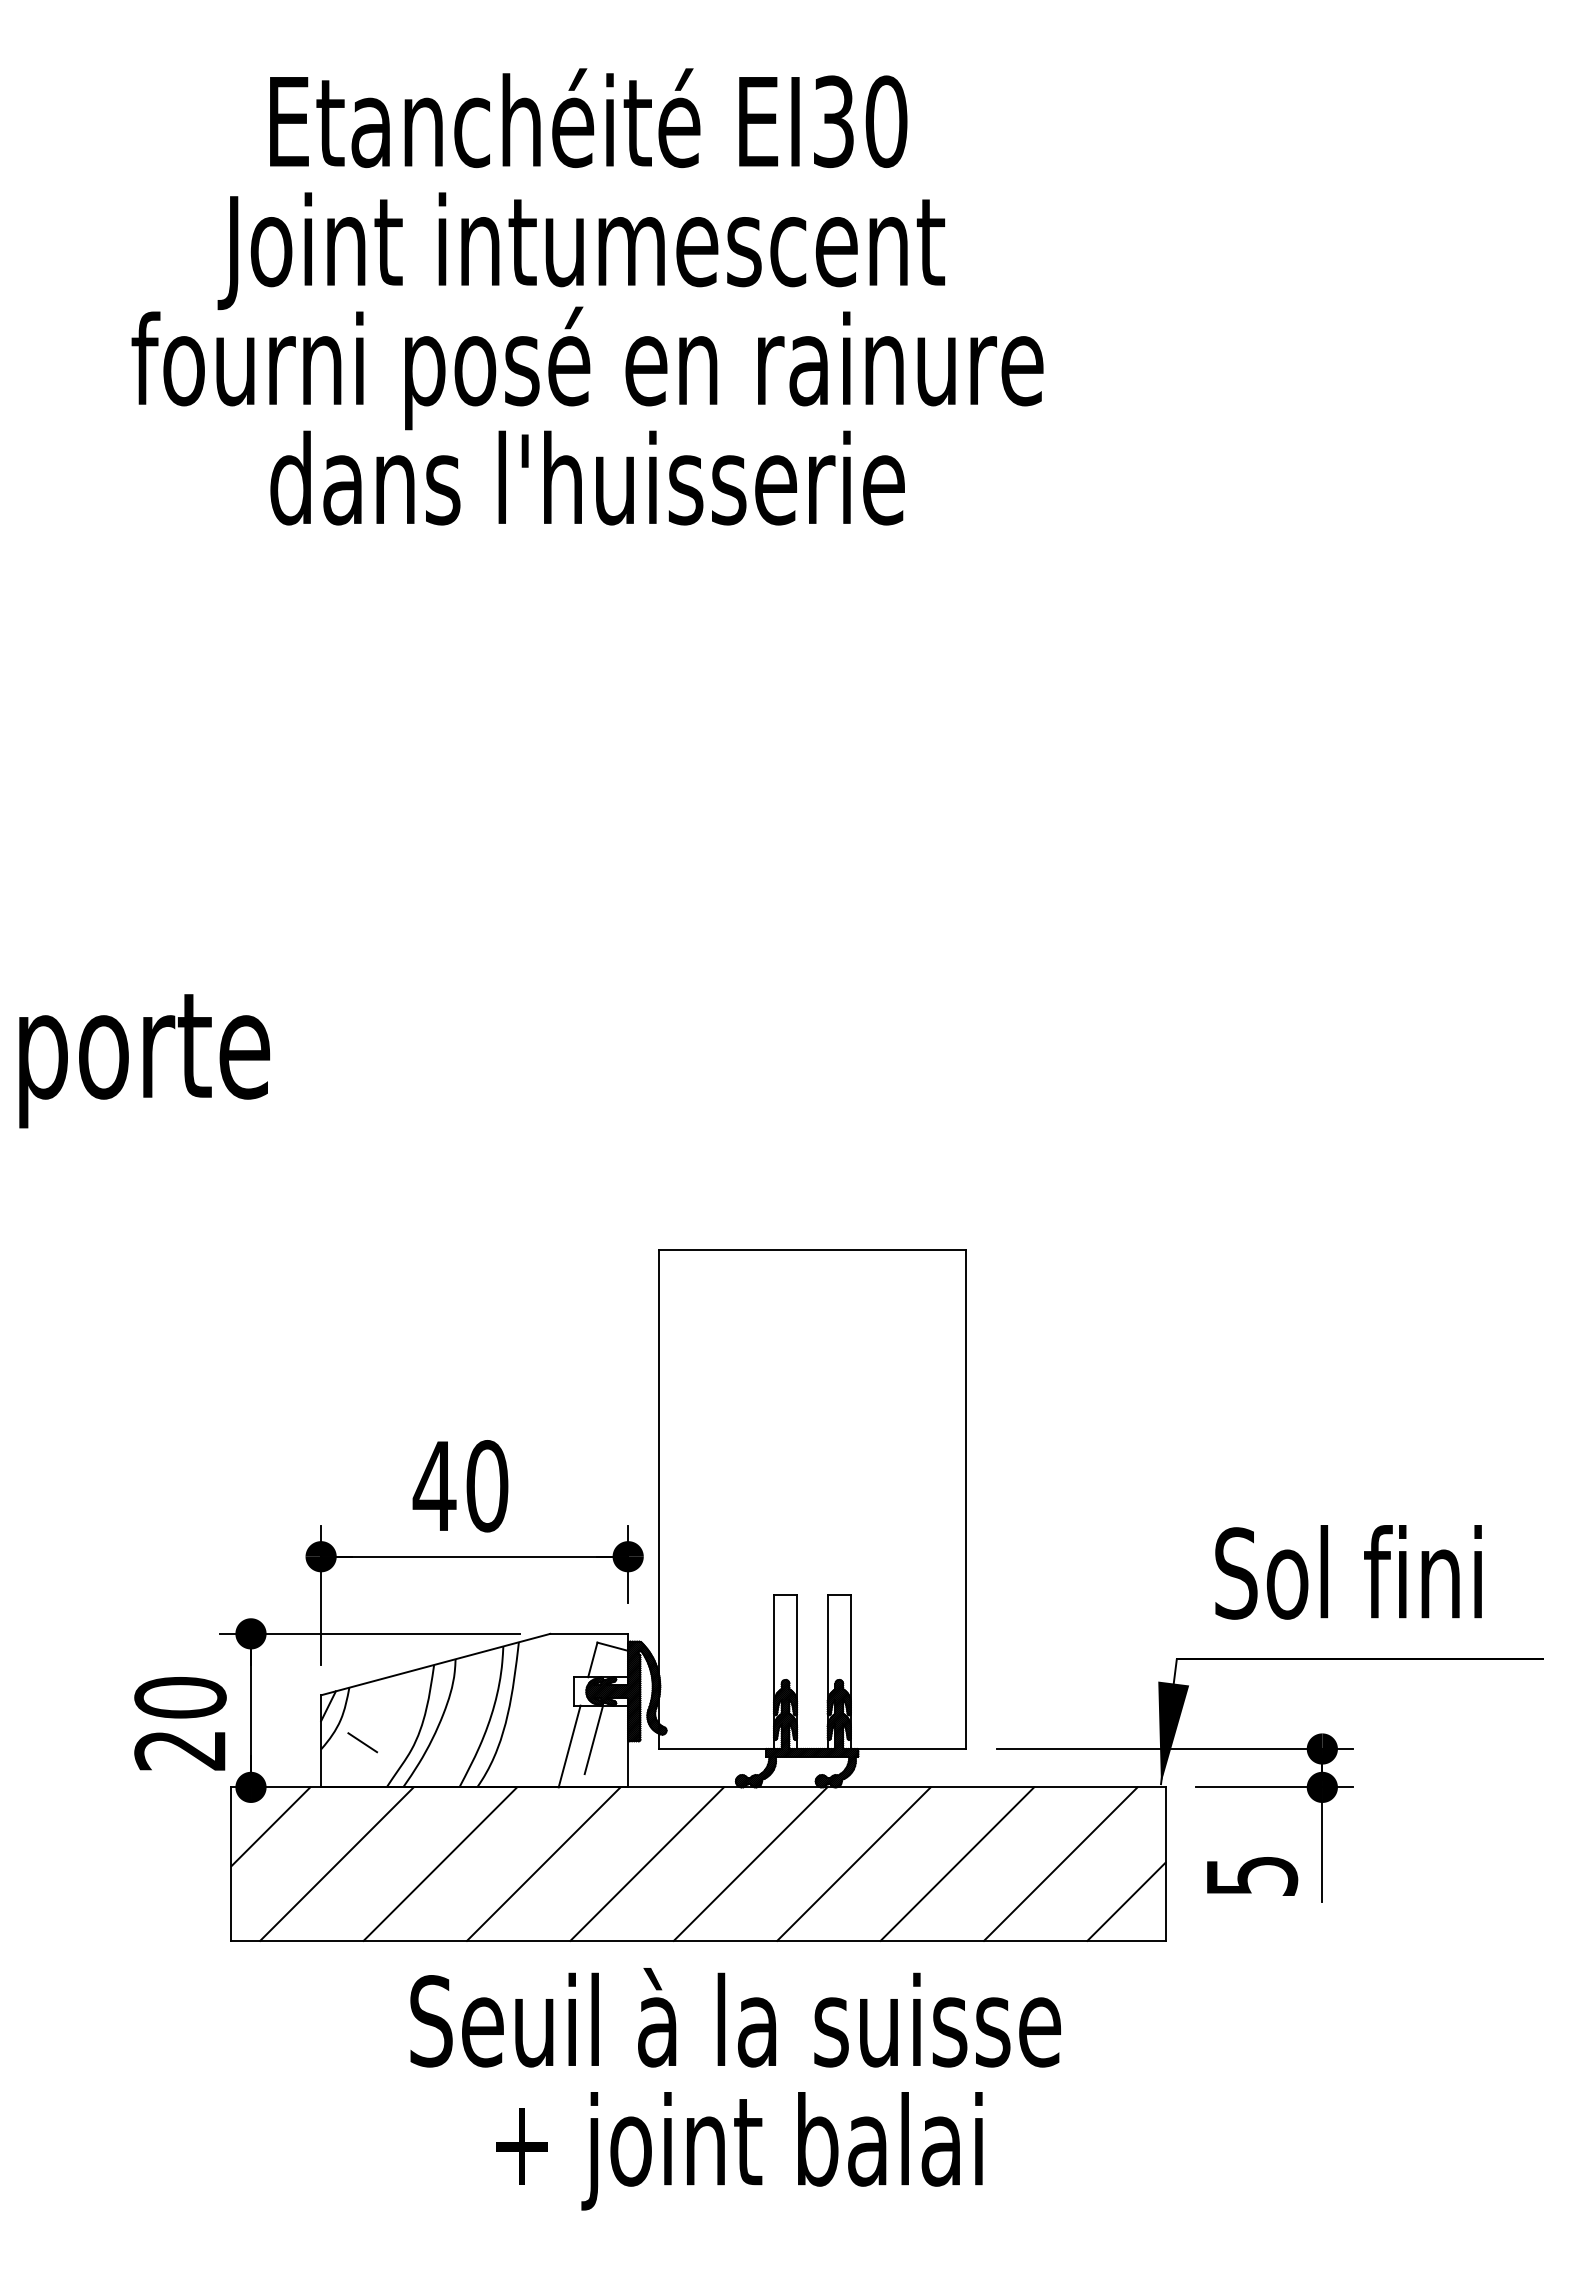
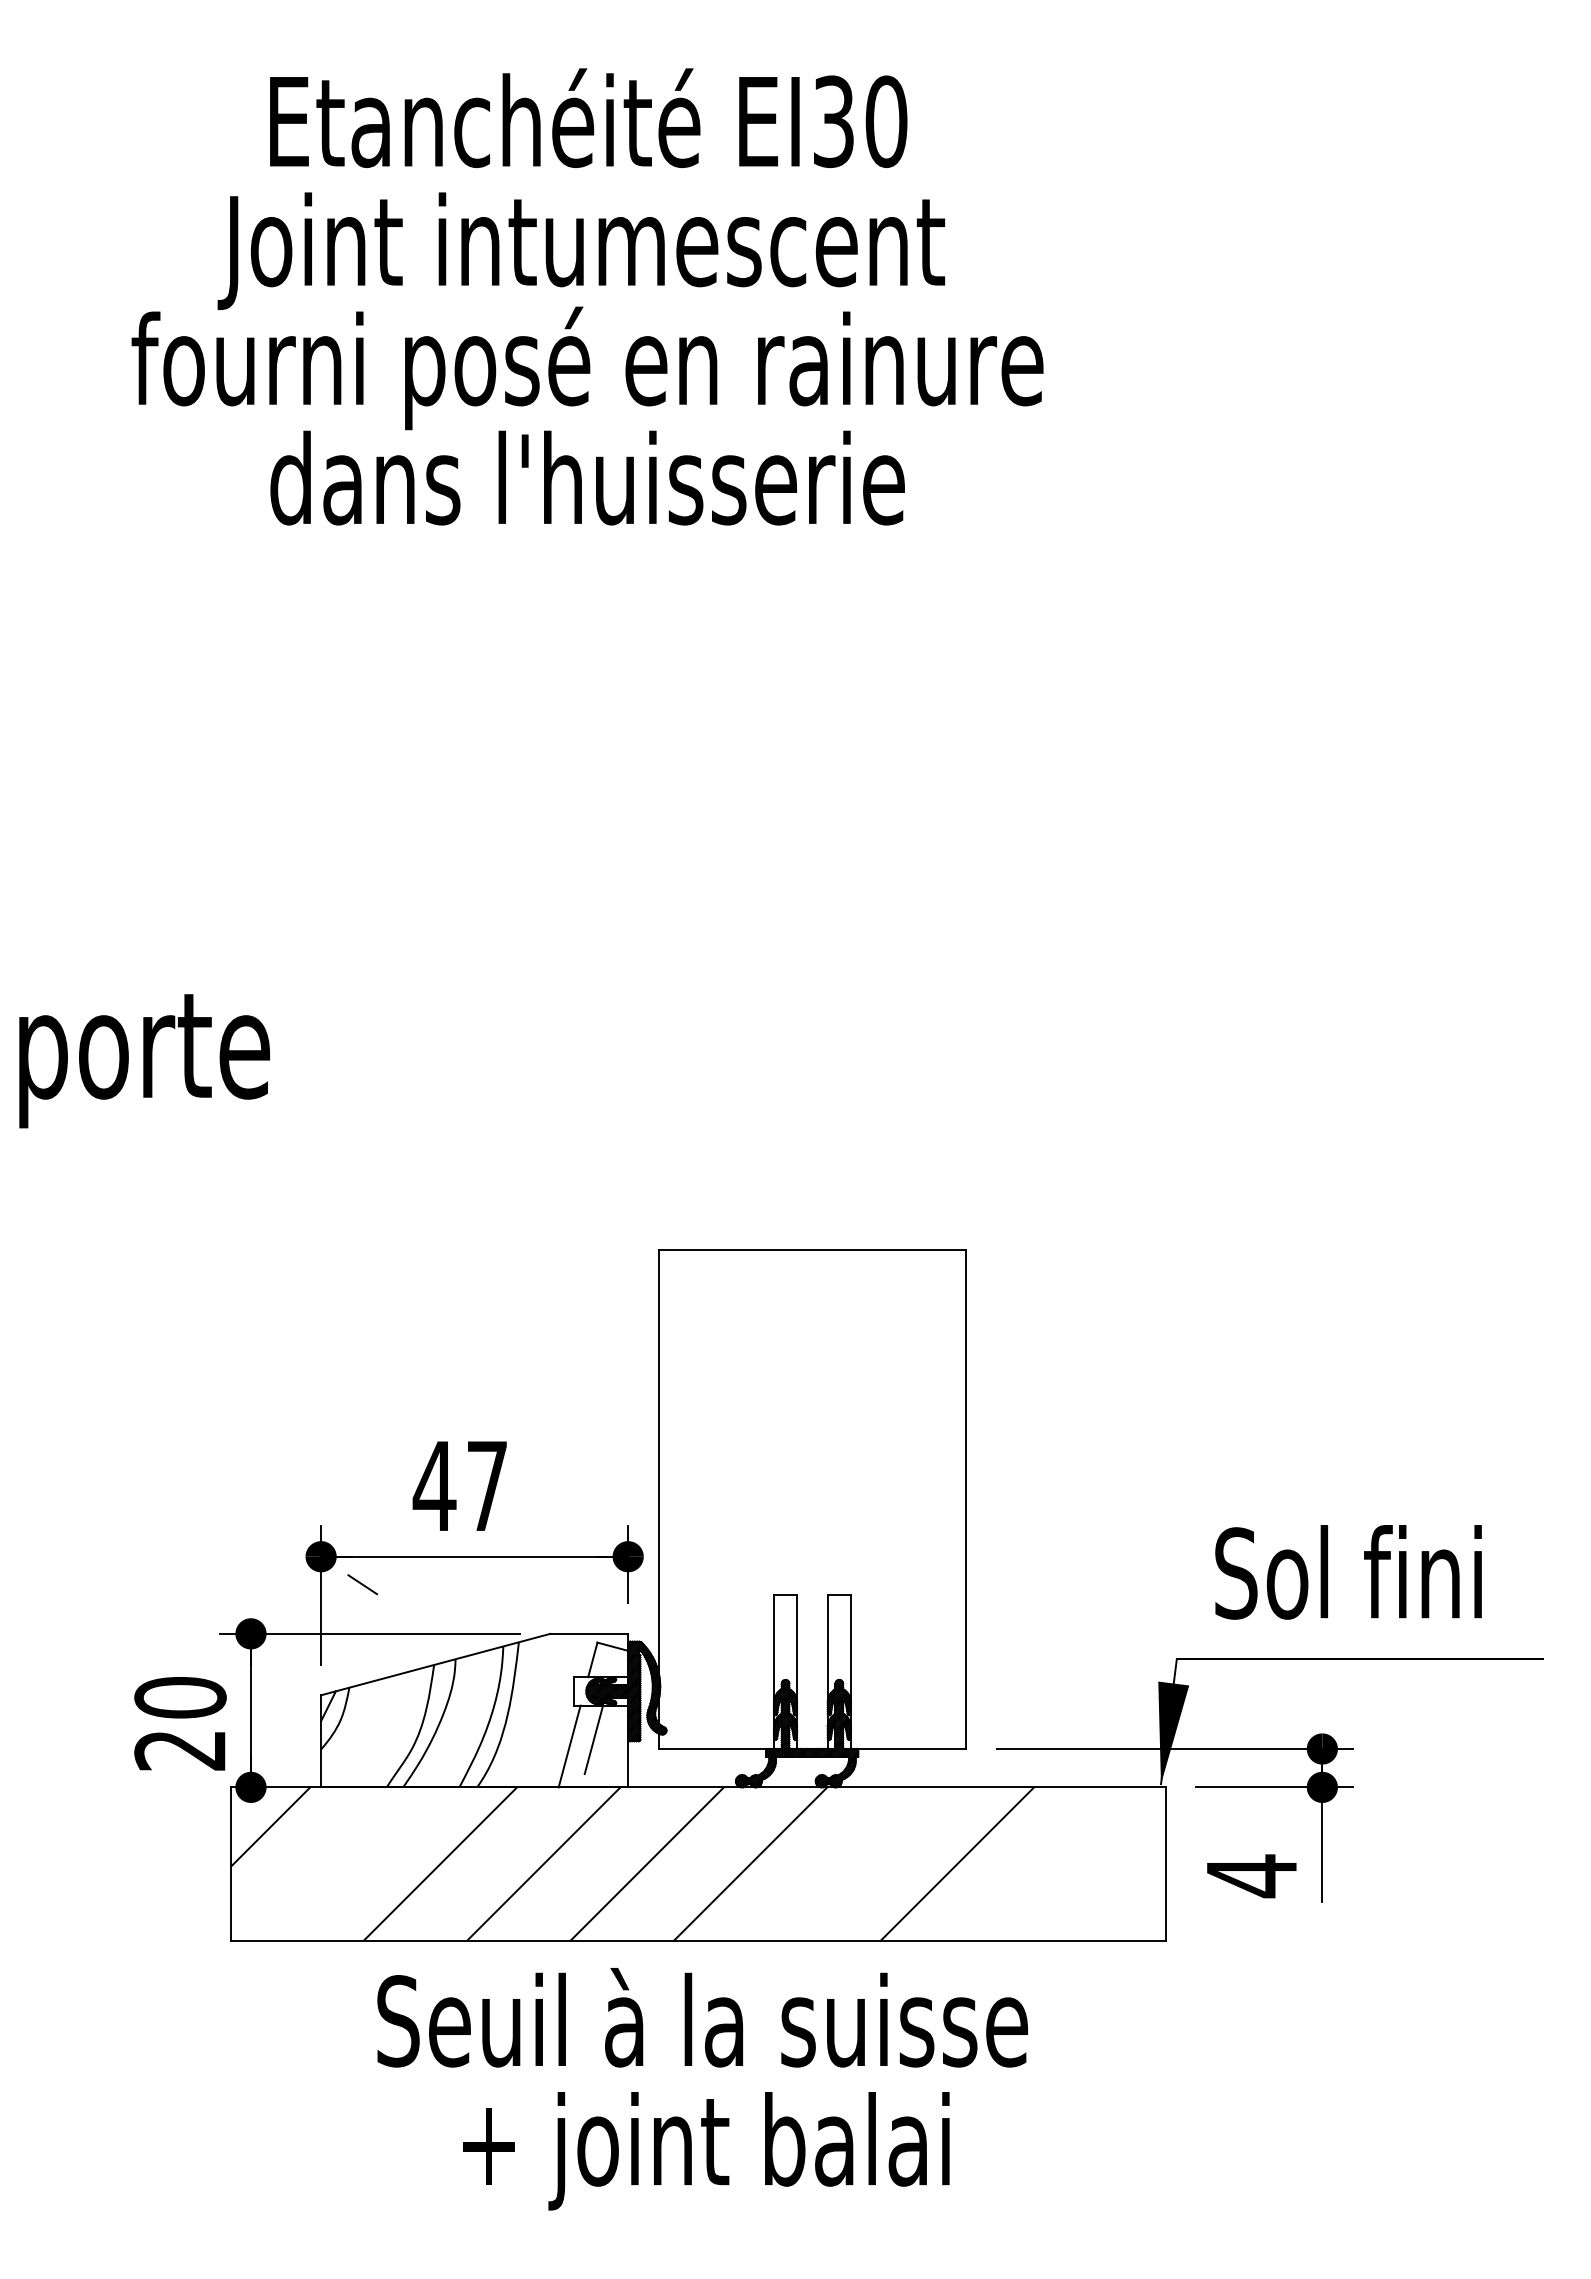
text: 40 -> 47 (487, 1486)
line position: (362, 1742) -> (362, 1584) (362, 1584)
line: present -> none (336, 1863)
line: present -> none (853, 1863)
line: present -> none (1060, 1863)
text: 5 -> 4 (1252, 1876)
line: present -> none (1126, 1901)
text position: (735, 2089) -> (702, 2089) (702, 2089)
